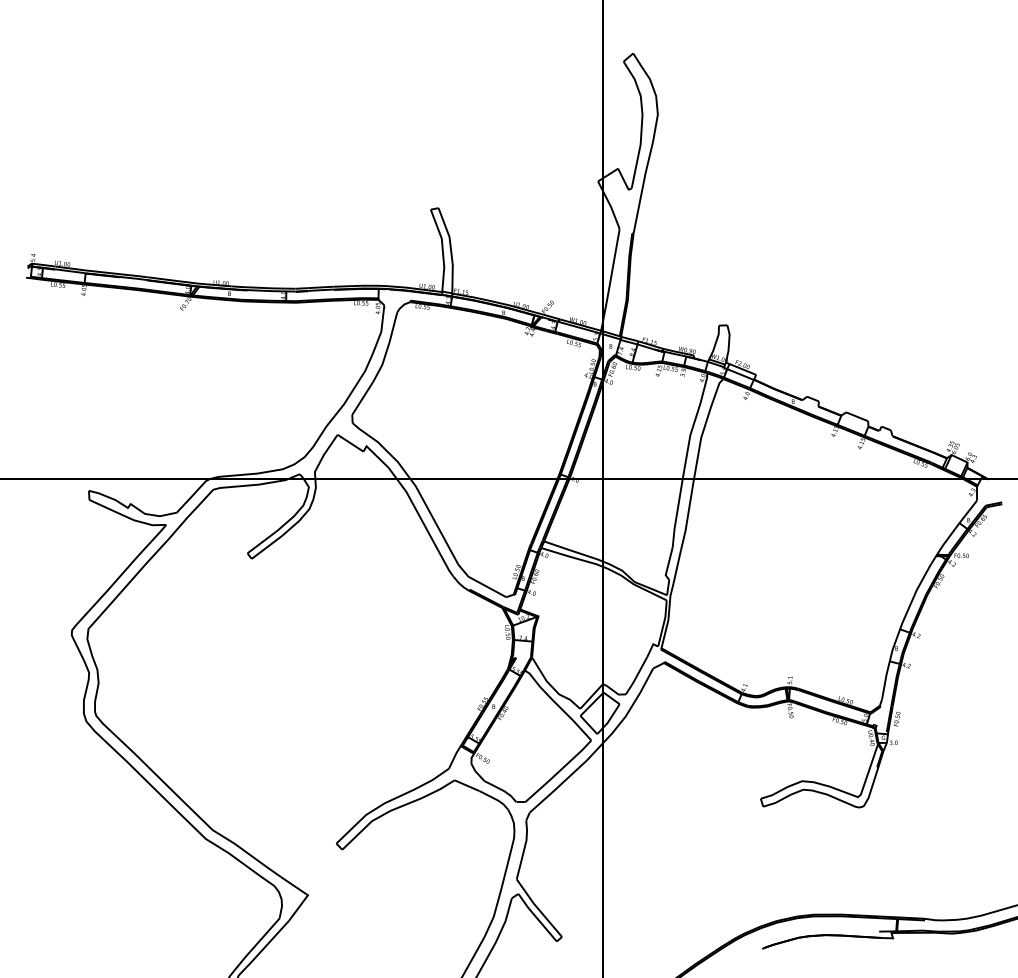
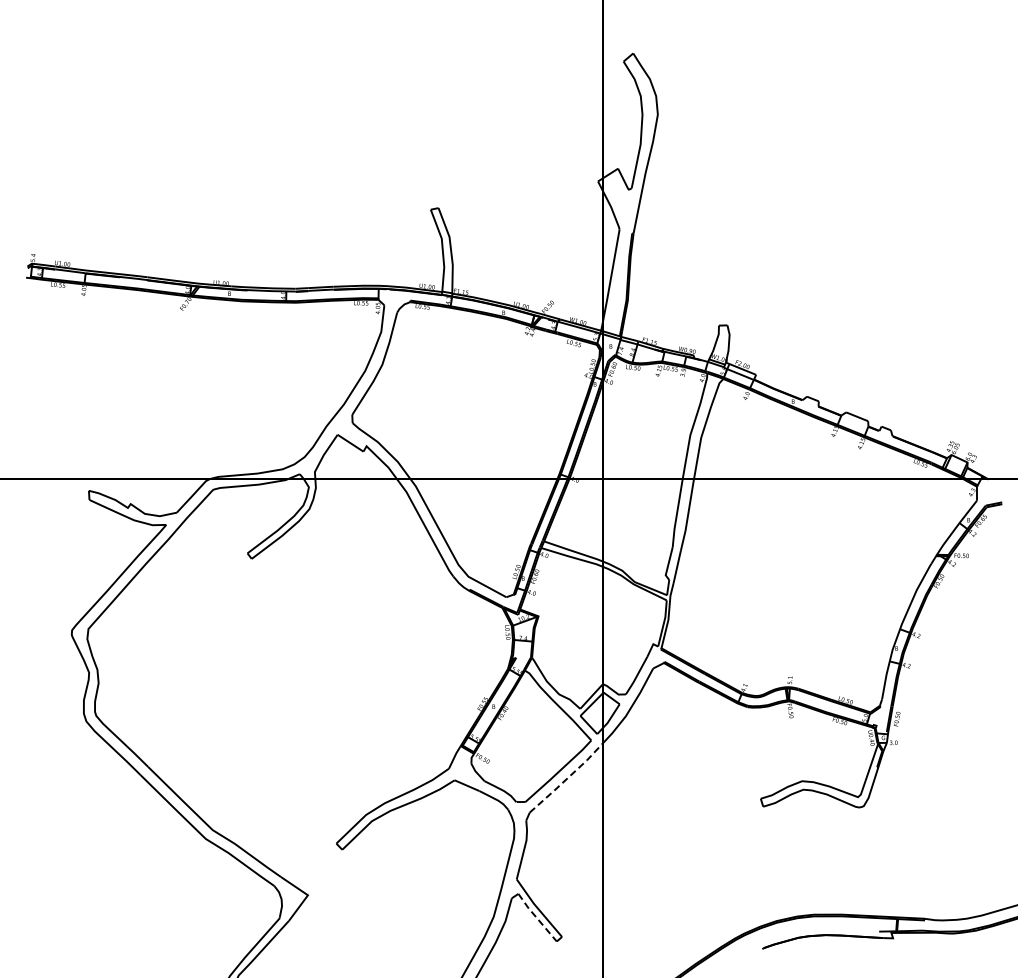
line: solid -> dashed (567, 778)
line: solid -> dashed (536, 917)
